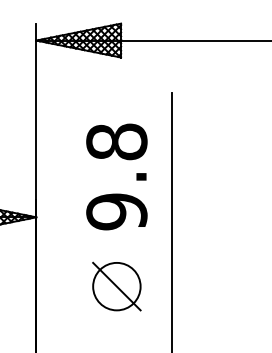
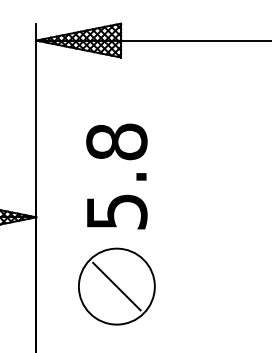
text: 9.8 -> 5.8 (116, 211)
line: present -> none (171, 221)
circle diameter: 47 px -> 76 px (116, 286)
